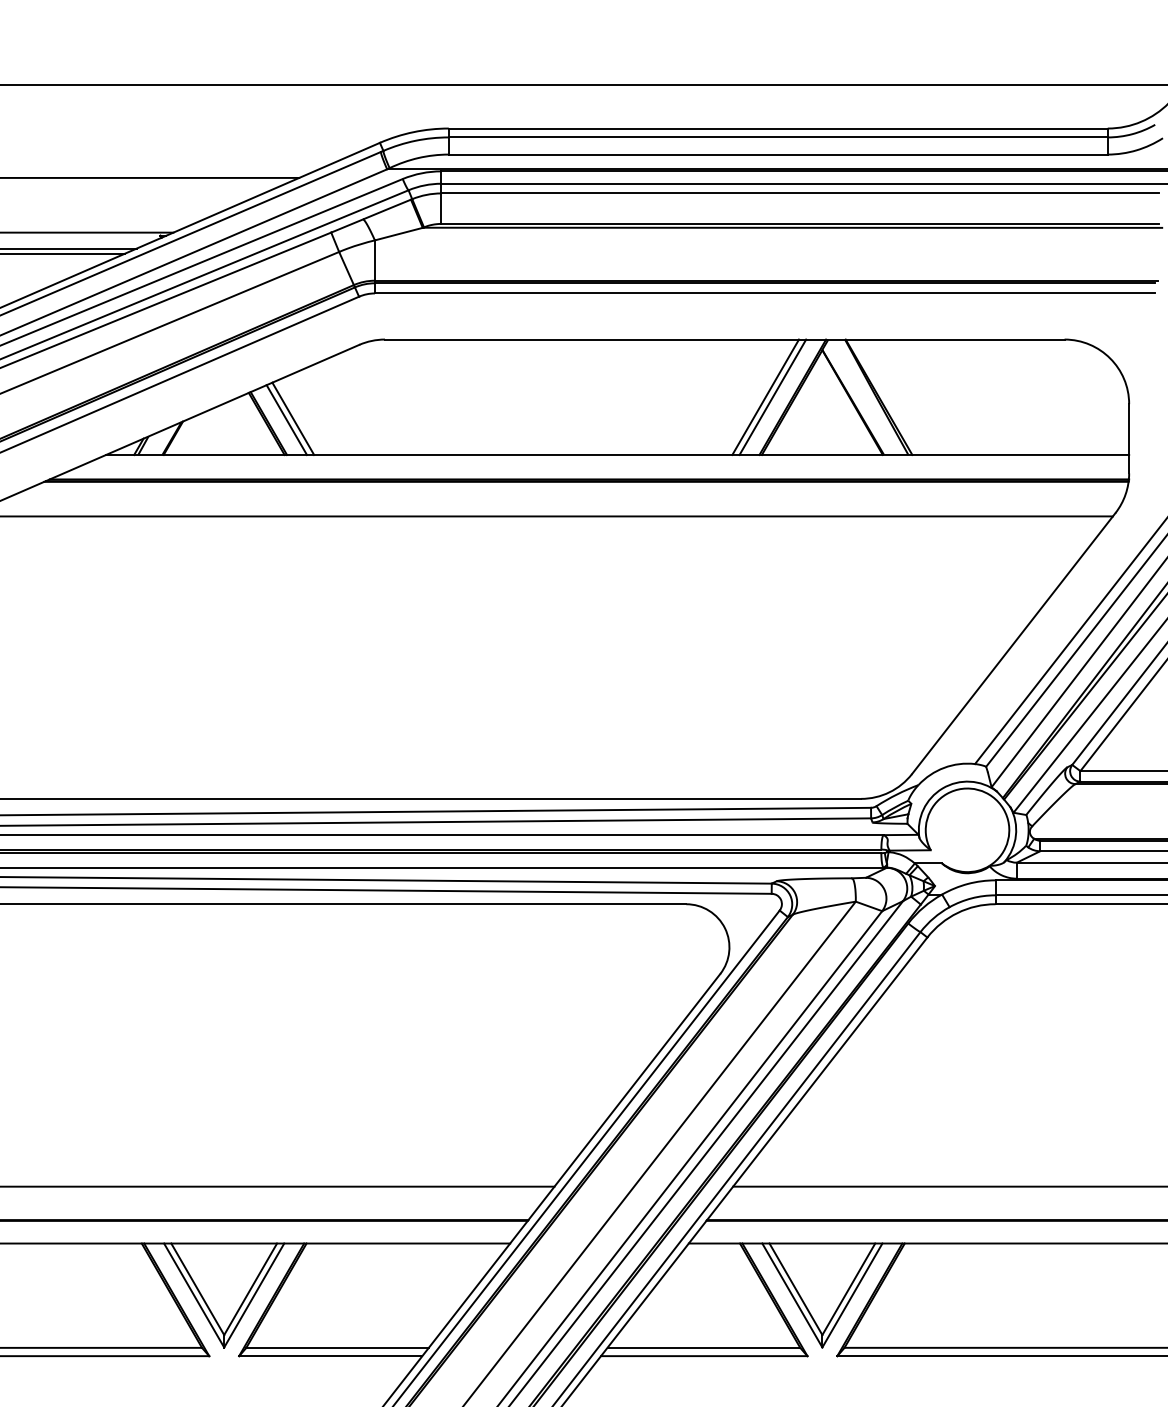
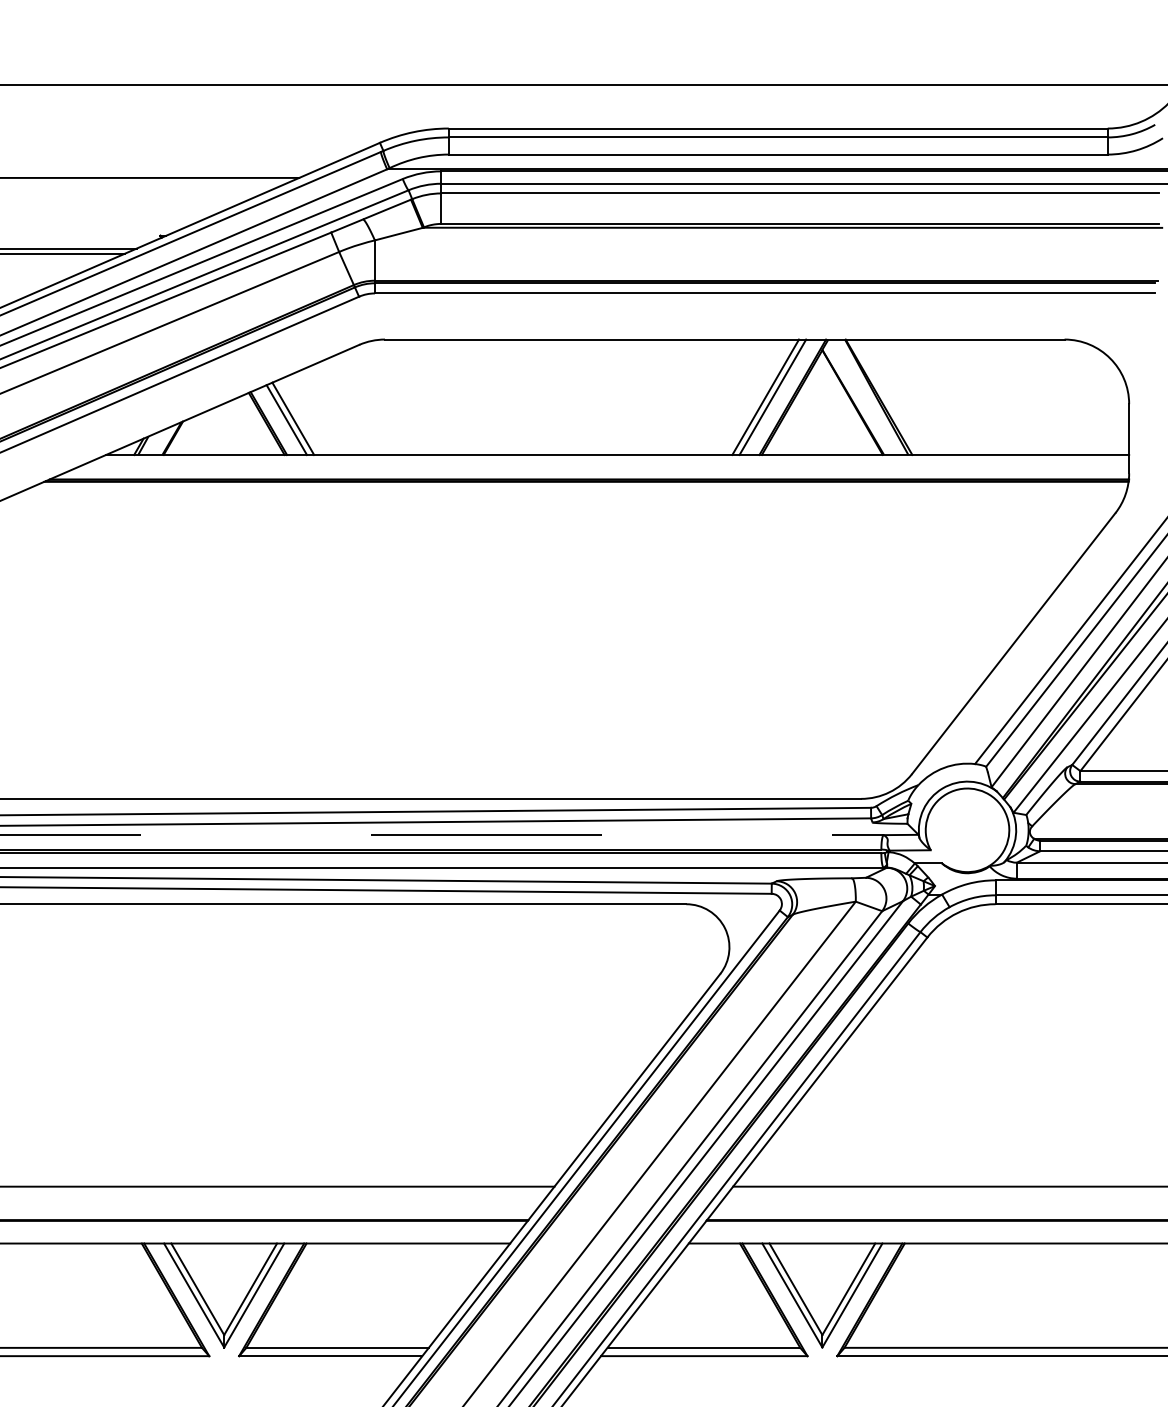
line: present -> none (87, 232)
line: present -> none (557, 516)
line: solid -> dashed (441, 835)
